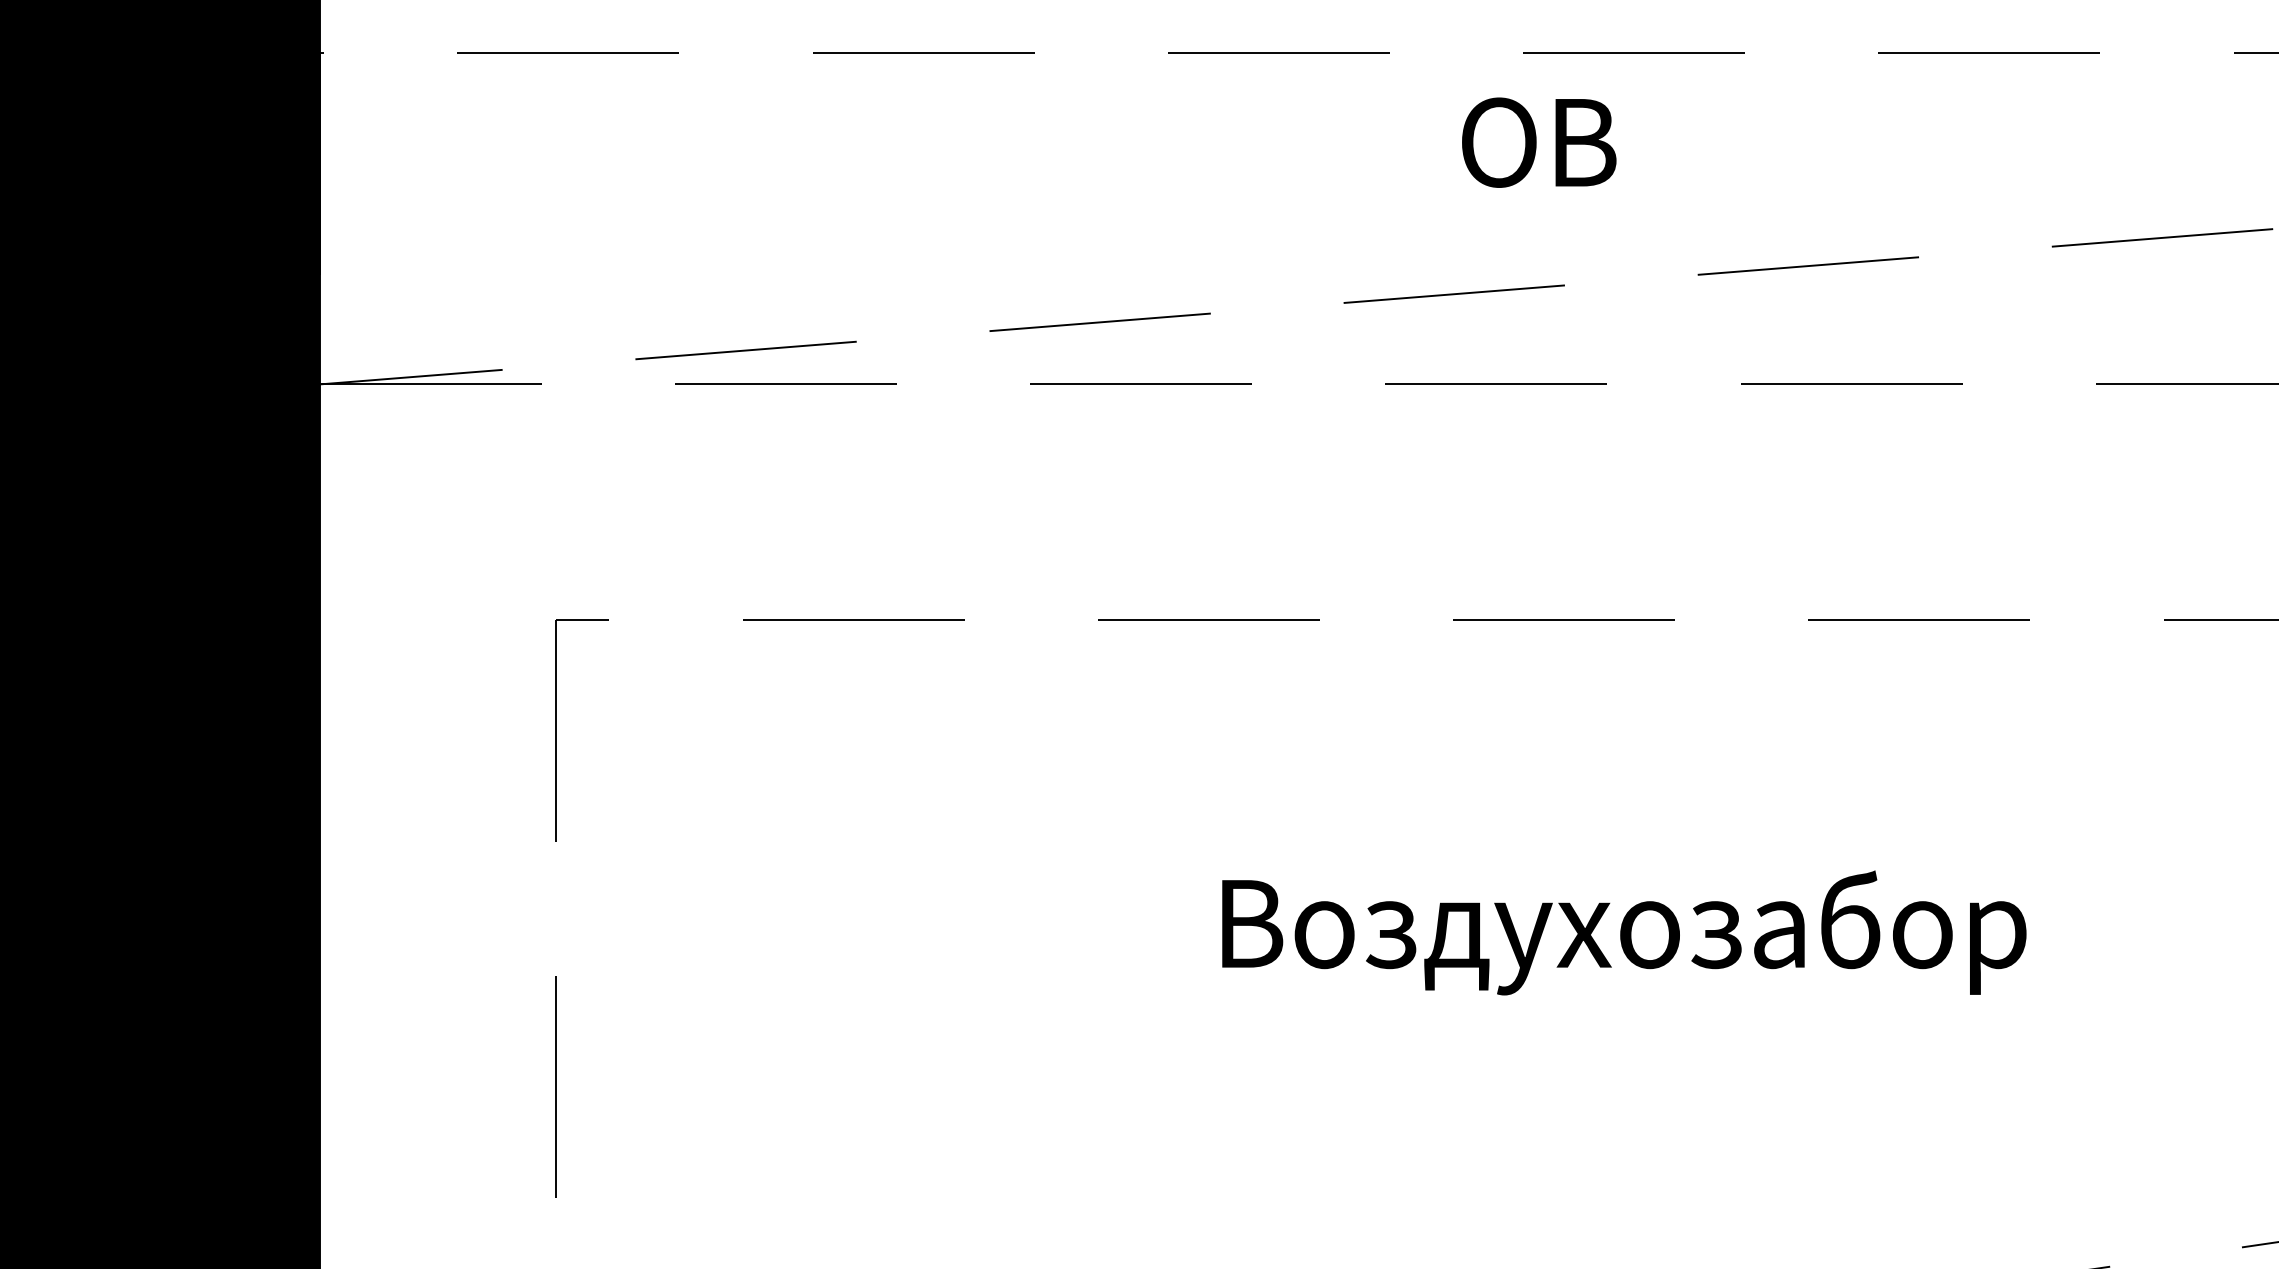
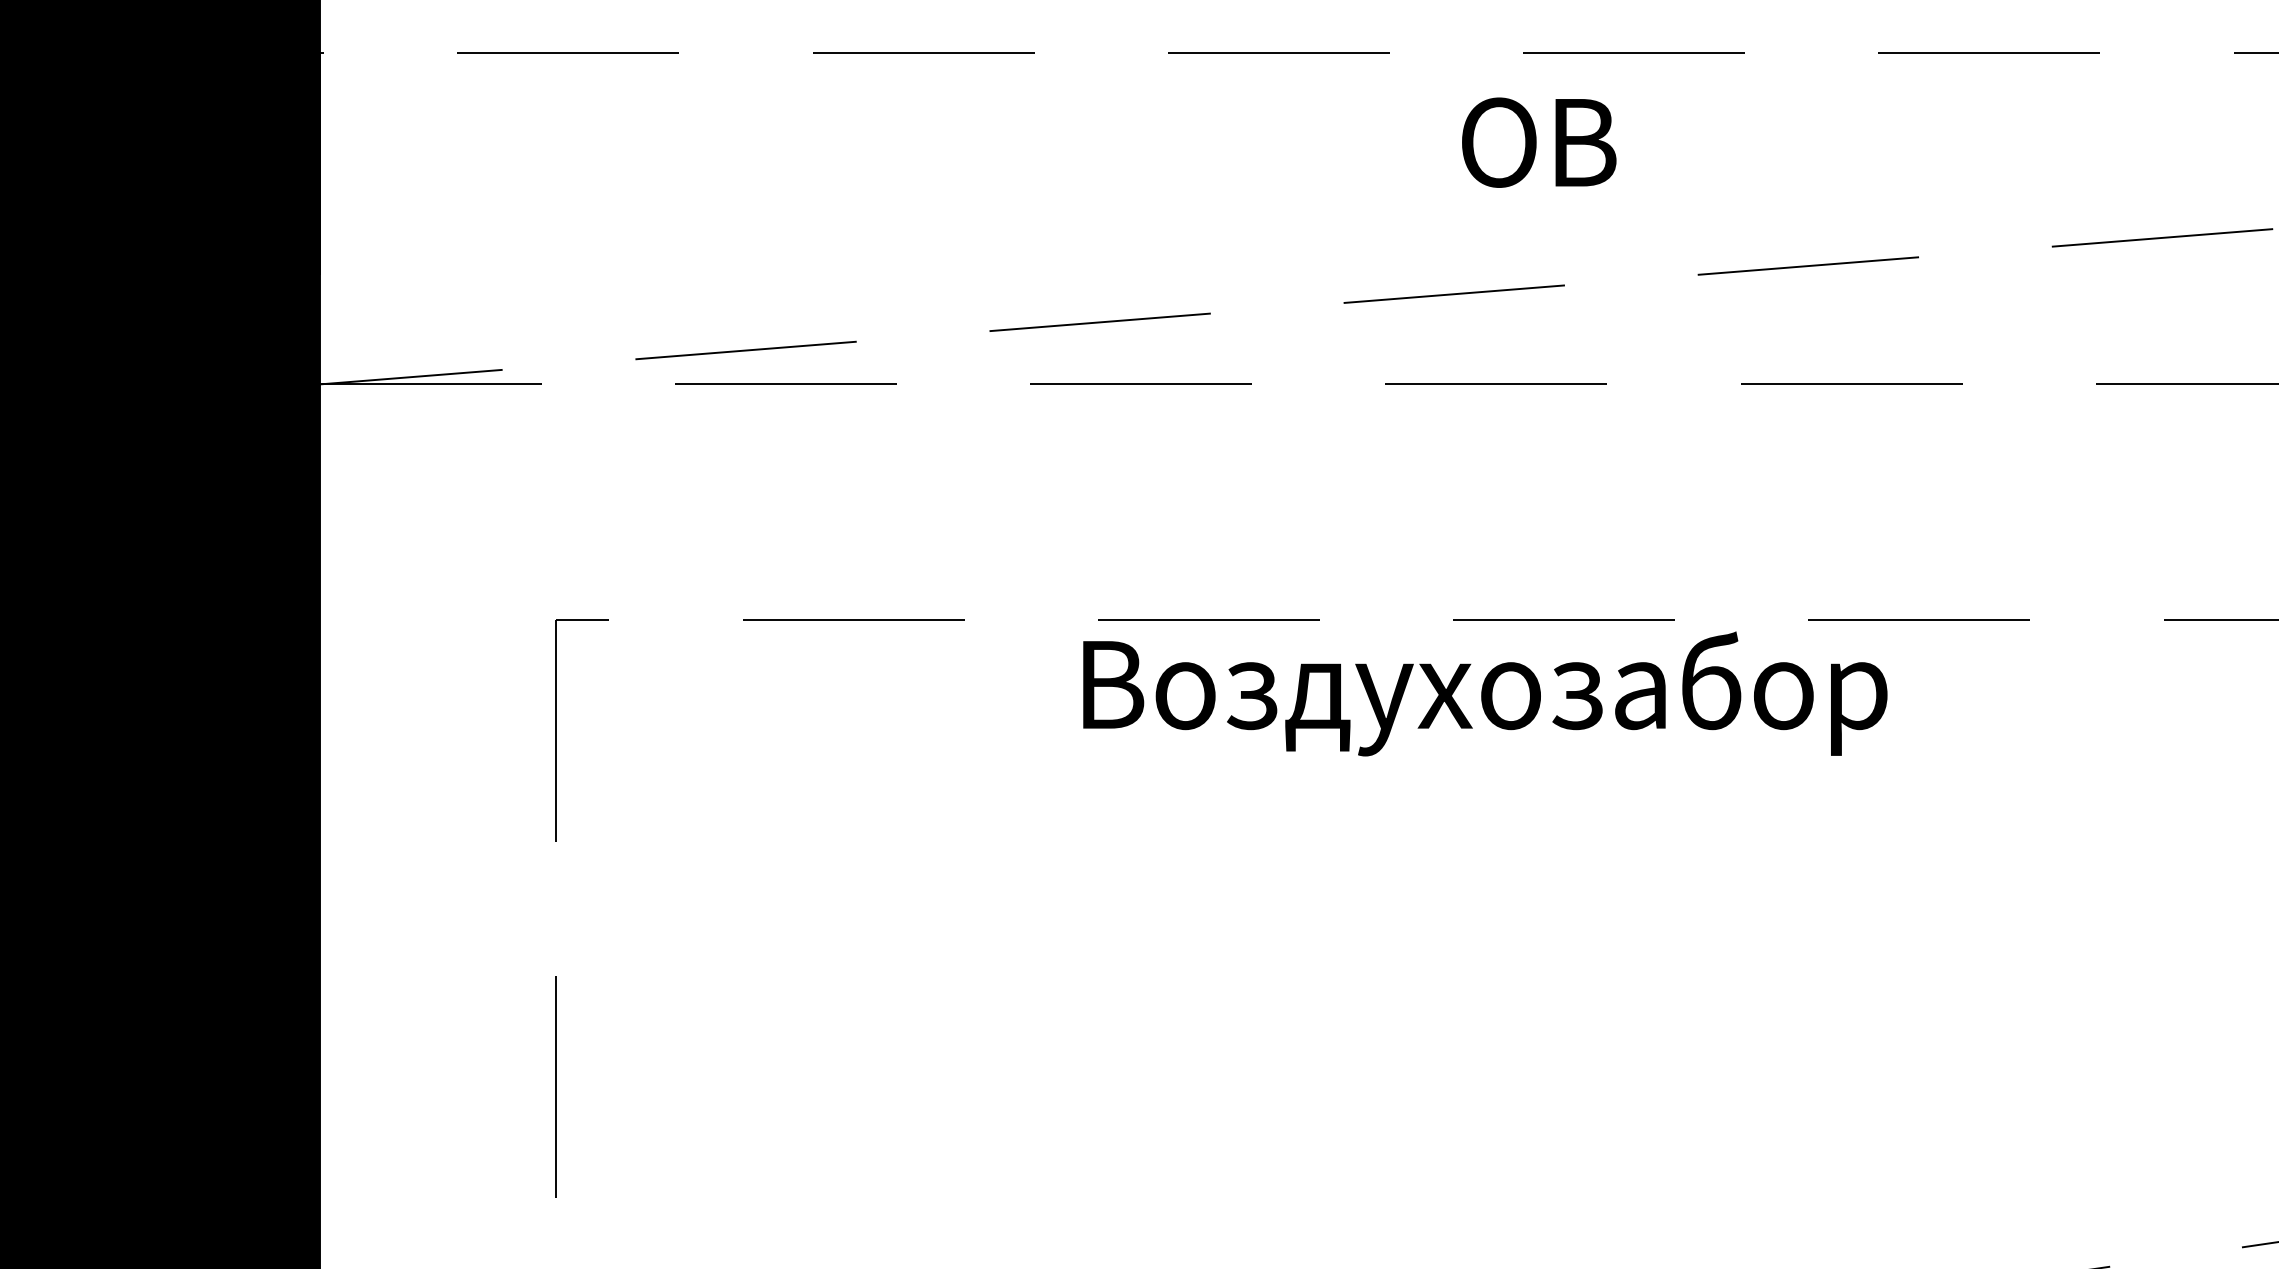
text position: (1624, 932) -> (1485, 693) (1485, 693)
